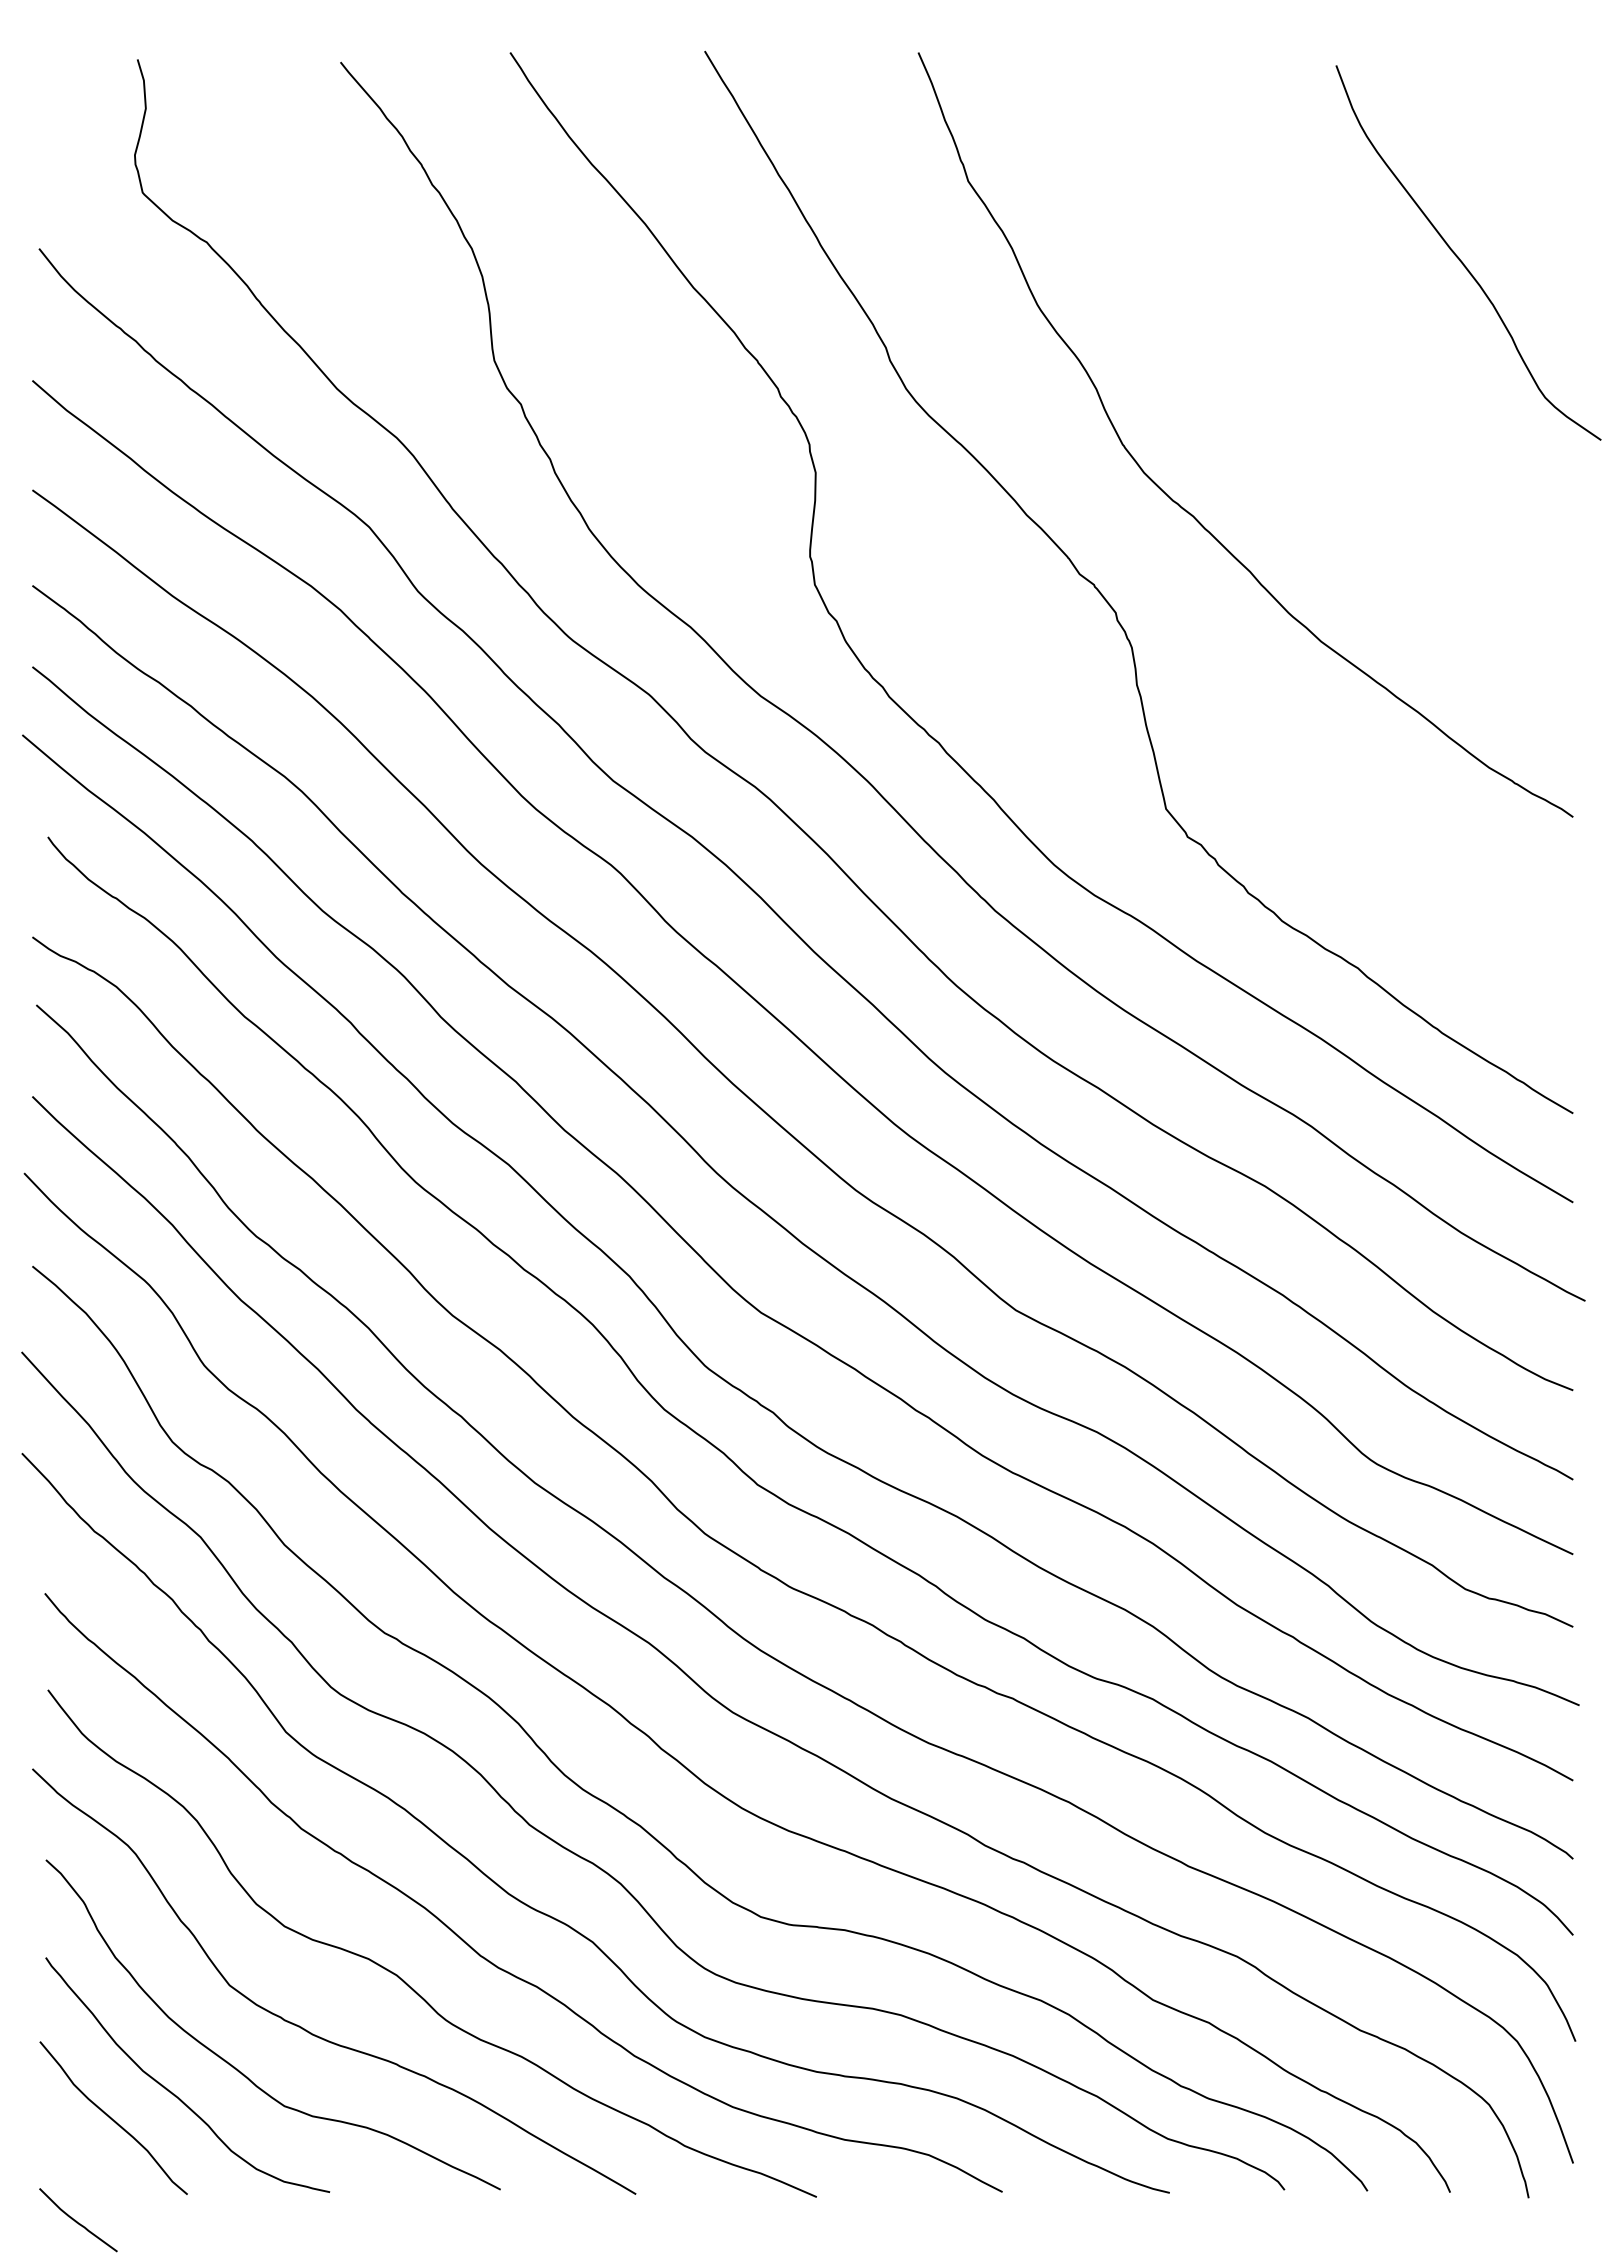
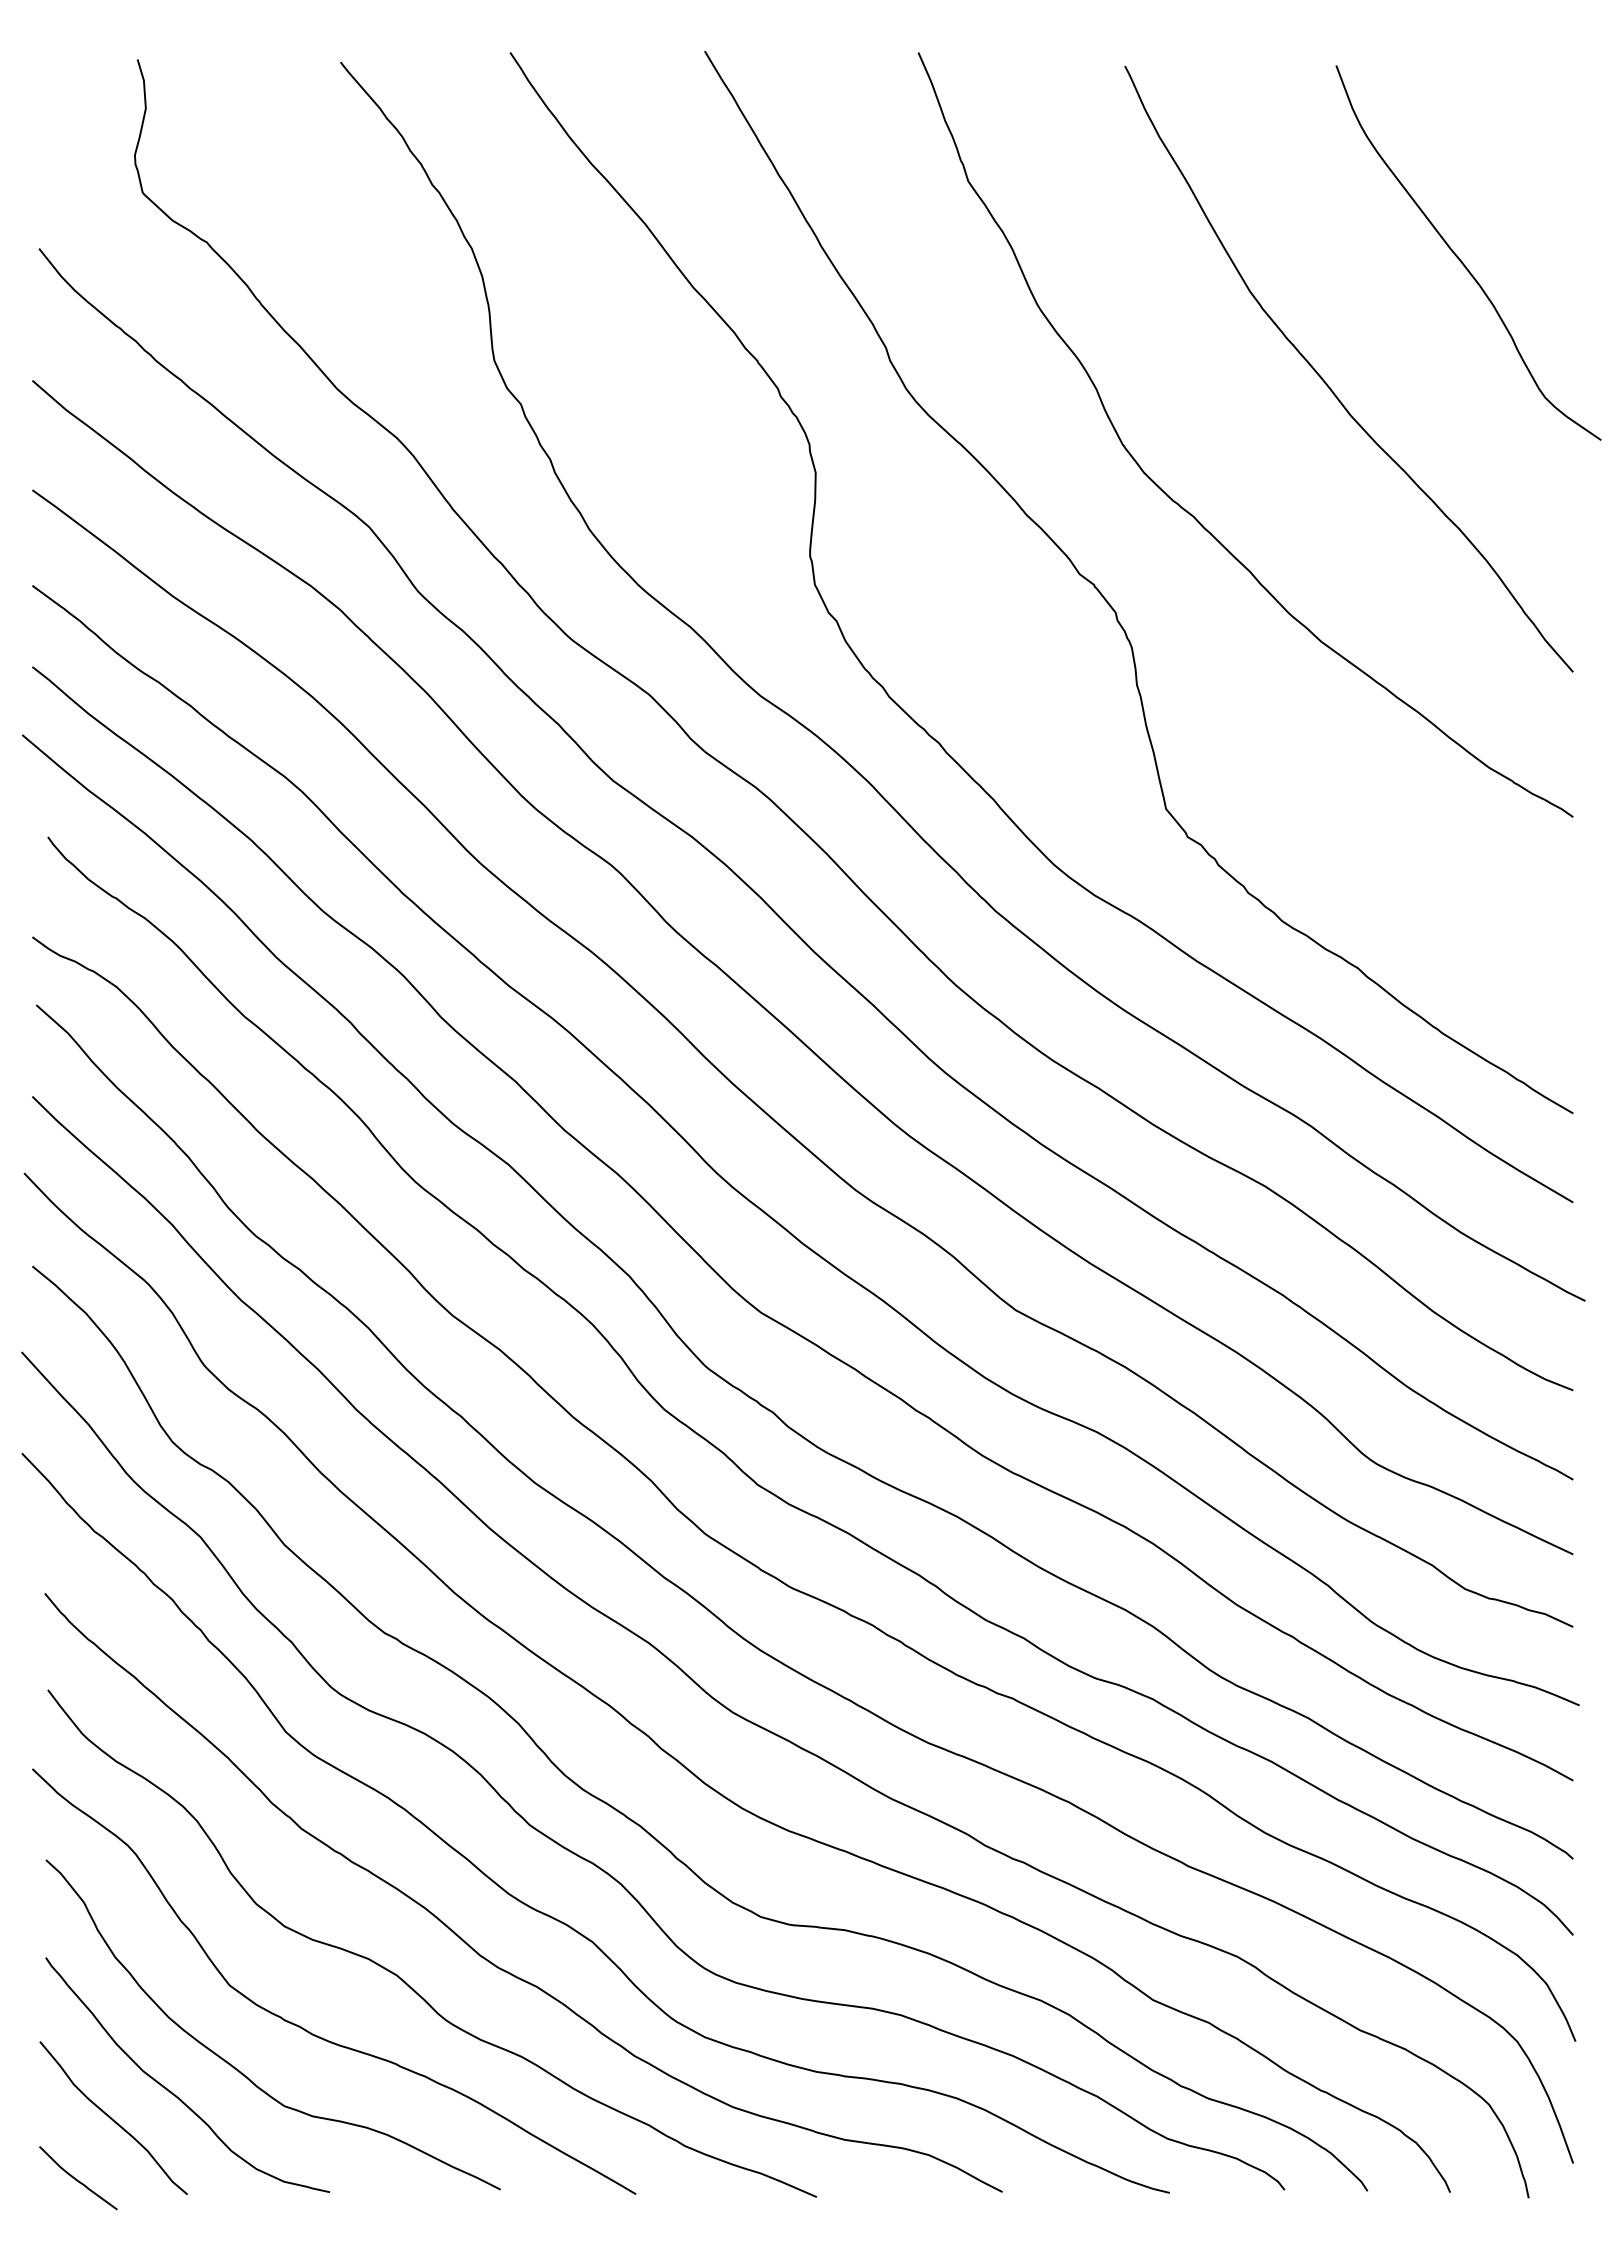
curve: none -> present (1327, 383)
curve position: (77, 2221) -> (77, 2179) (77, 2179)
